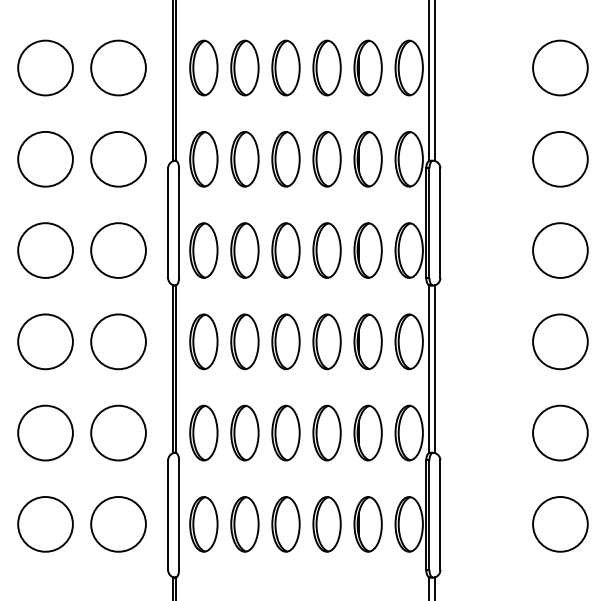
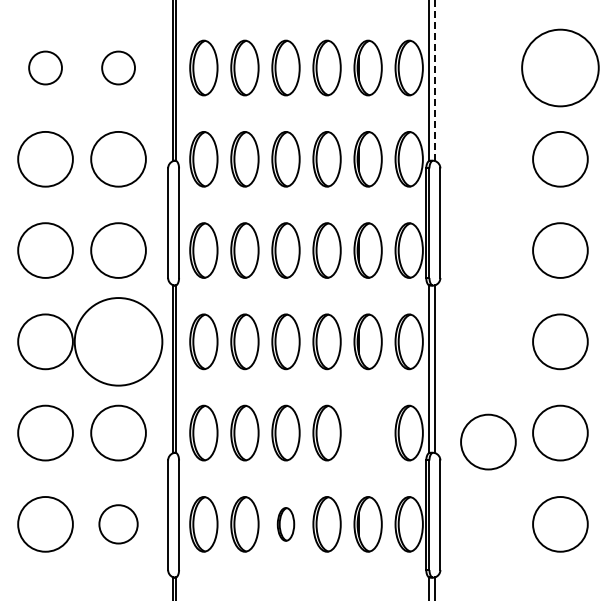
circle diameter: 55 px -> 33 px (45, 67)
circle diameter: 55 px -> 33 px (118, 67)
circle diameter: 55 px -> 77 px (560, 67)
line: solid -> dashed (435, 80)
circle diameter: 55 px -> 88 px (118, 341)
part: present -> none (367, 432)
circle: none -> present (488, 441)
circle diameter: 55 px -> 38 px (118, 524)
part size: 30x57 px -> 20x35 px (285, 524)
